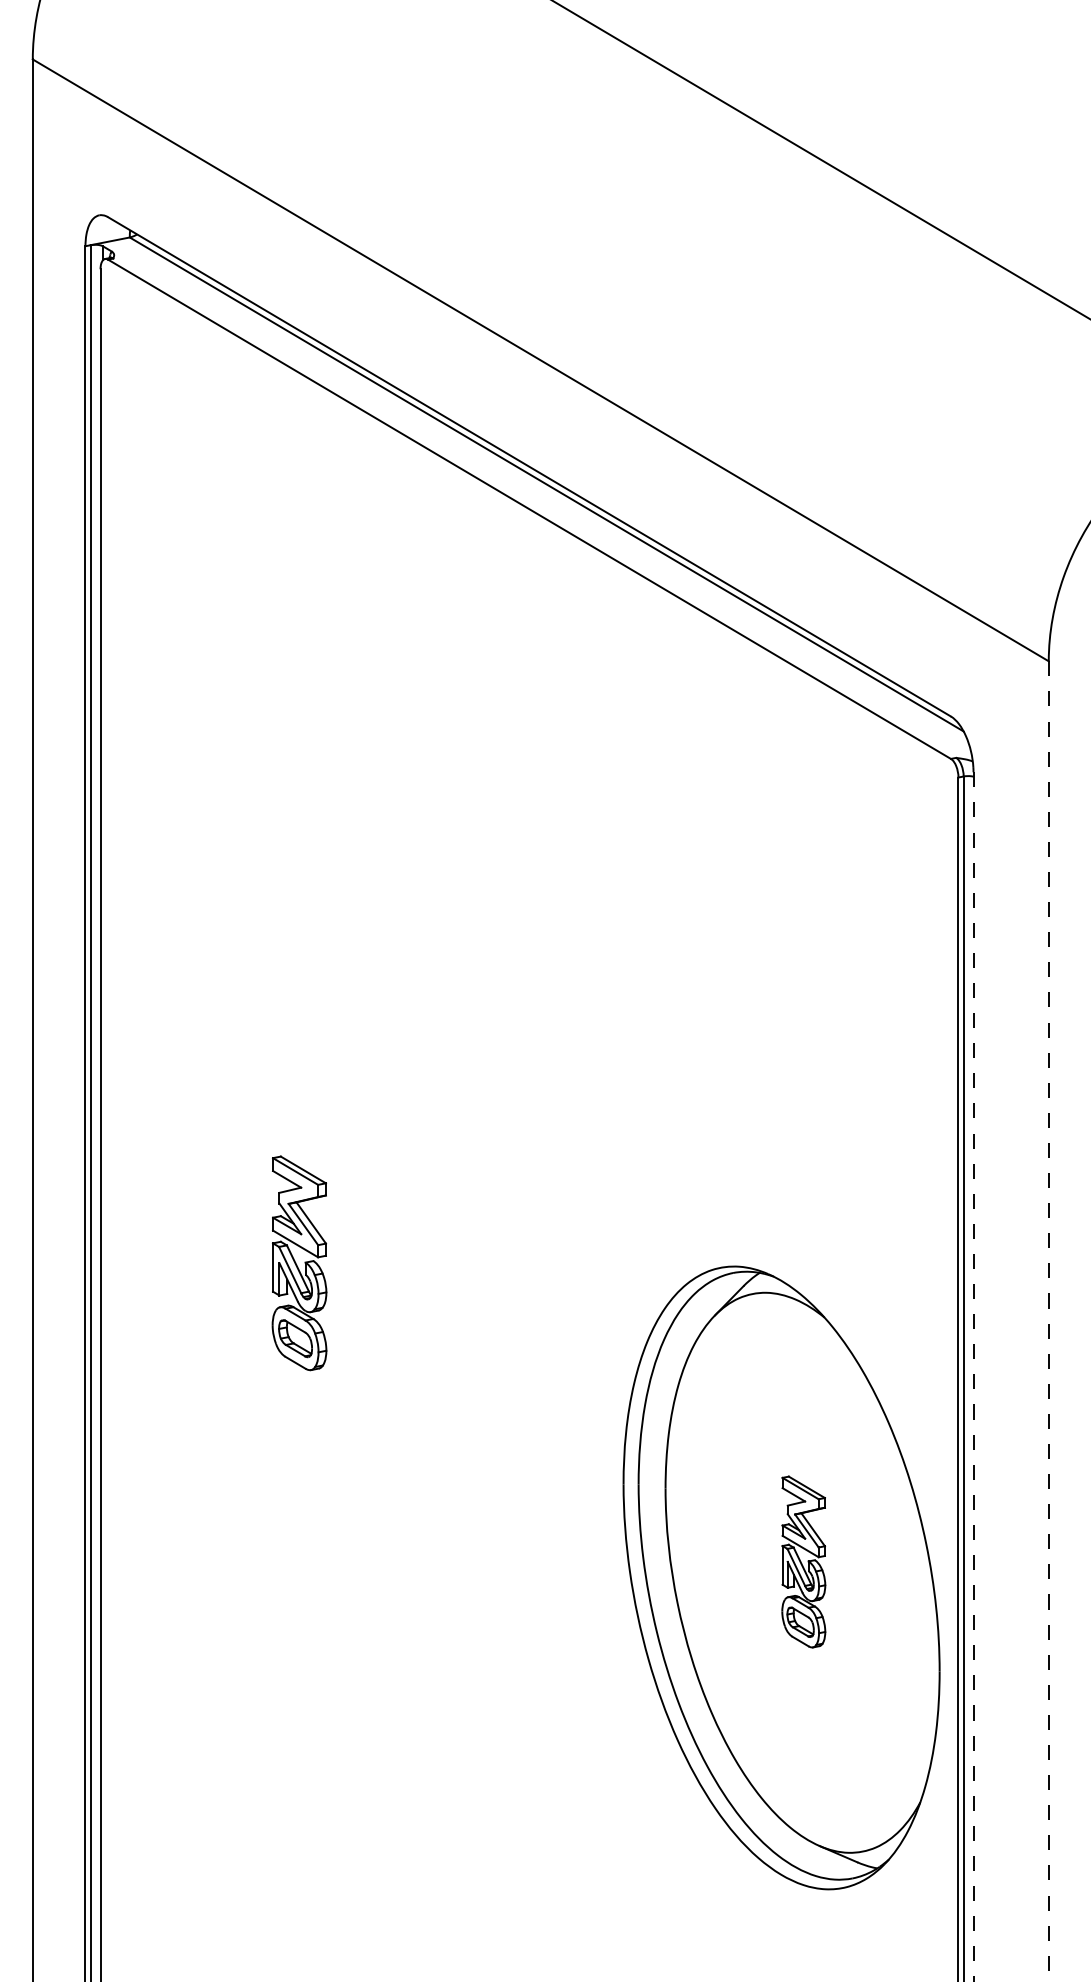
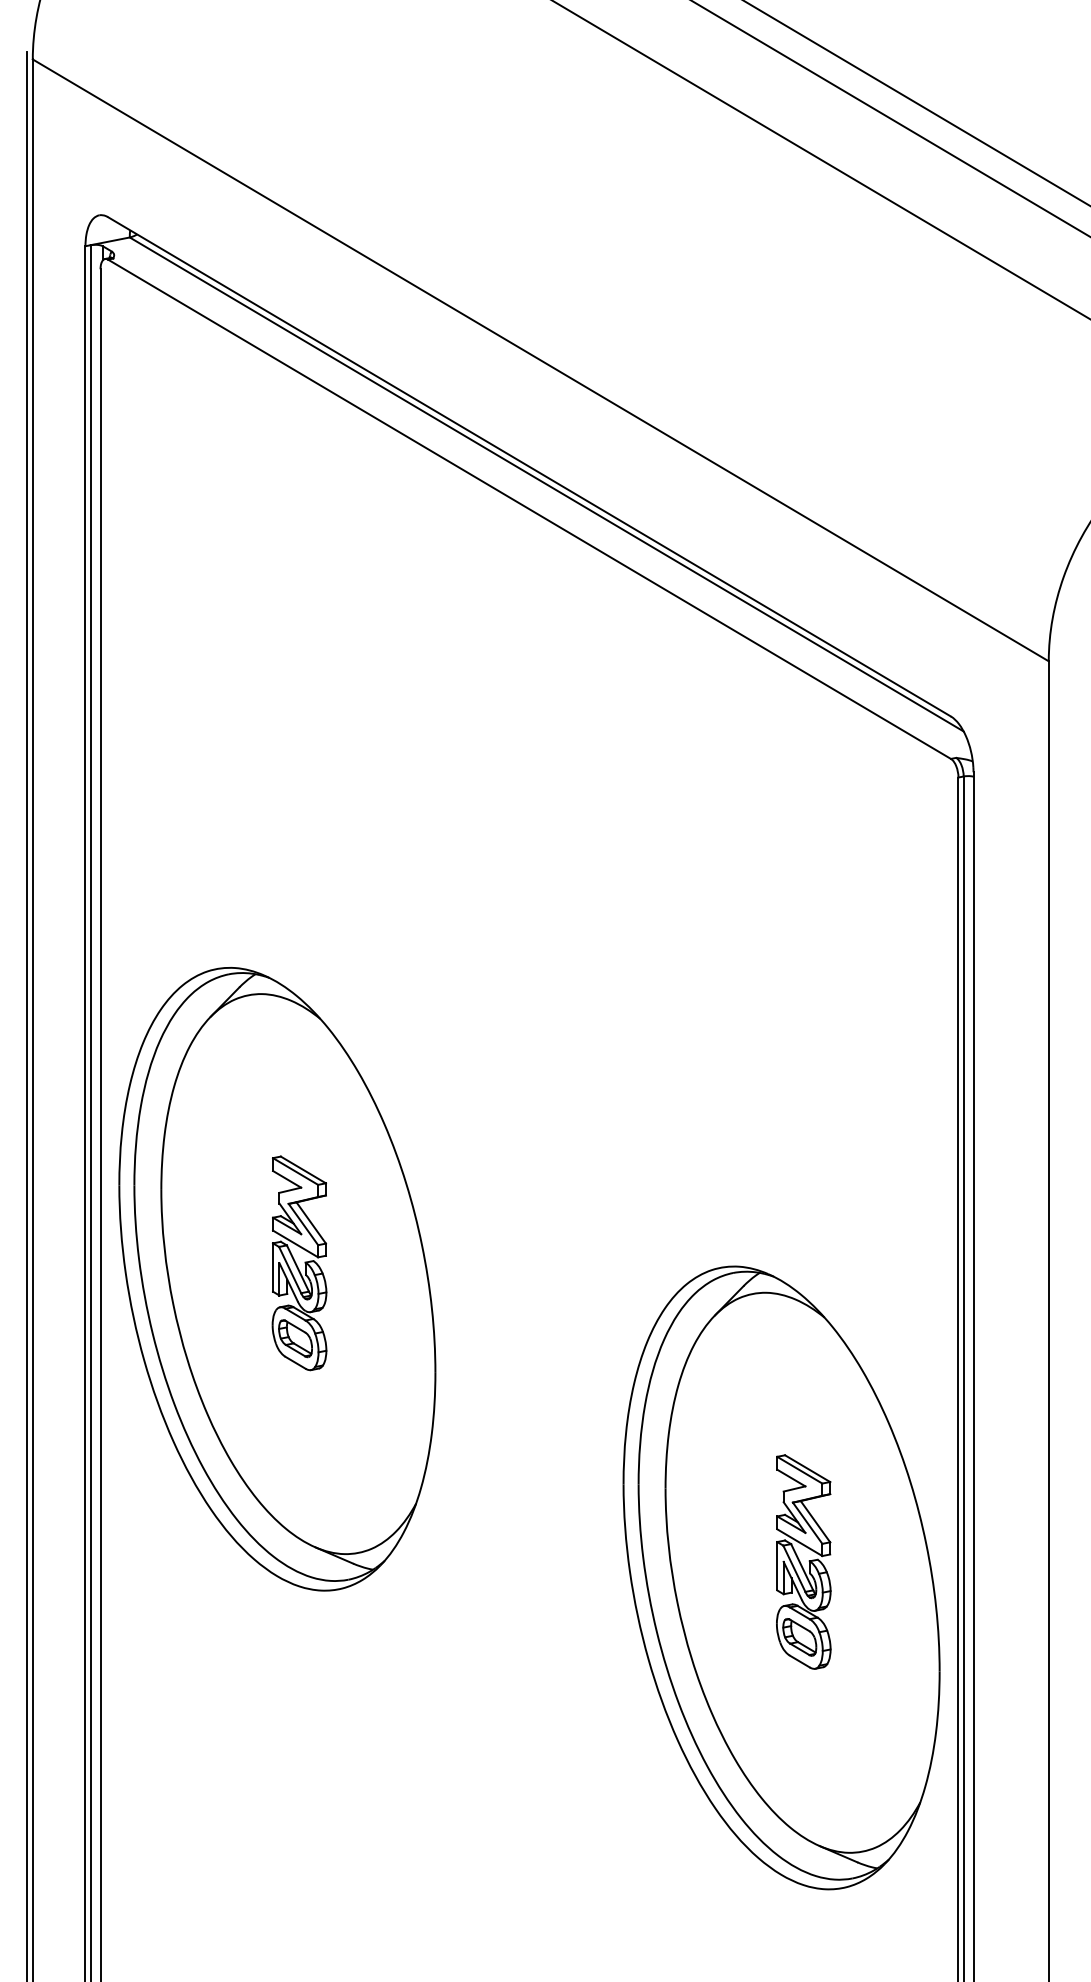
line: none -> present (916, 103)
line: none -> present (890, 118)
line: none -> present (26, 1014)
part: none -> present (277, 1279)
line: dashed -> solid (1048, 1321)
line: dashed -> solid (973, 1377)
part size: 46x174 px -> 56x216 px (803, 1561)
